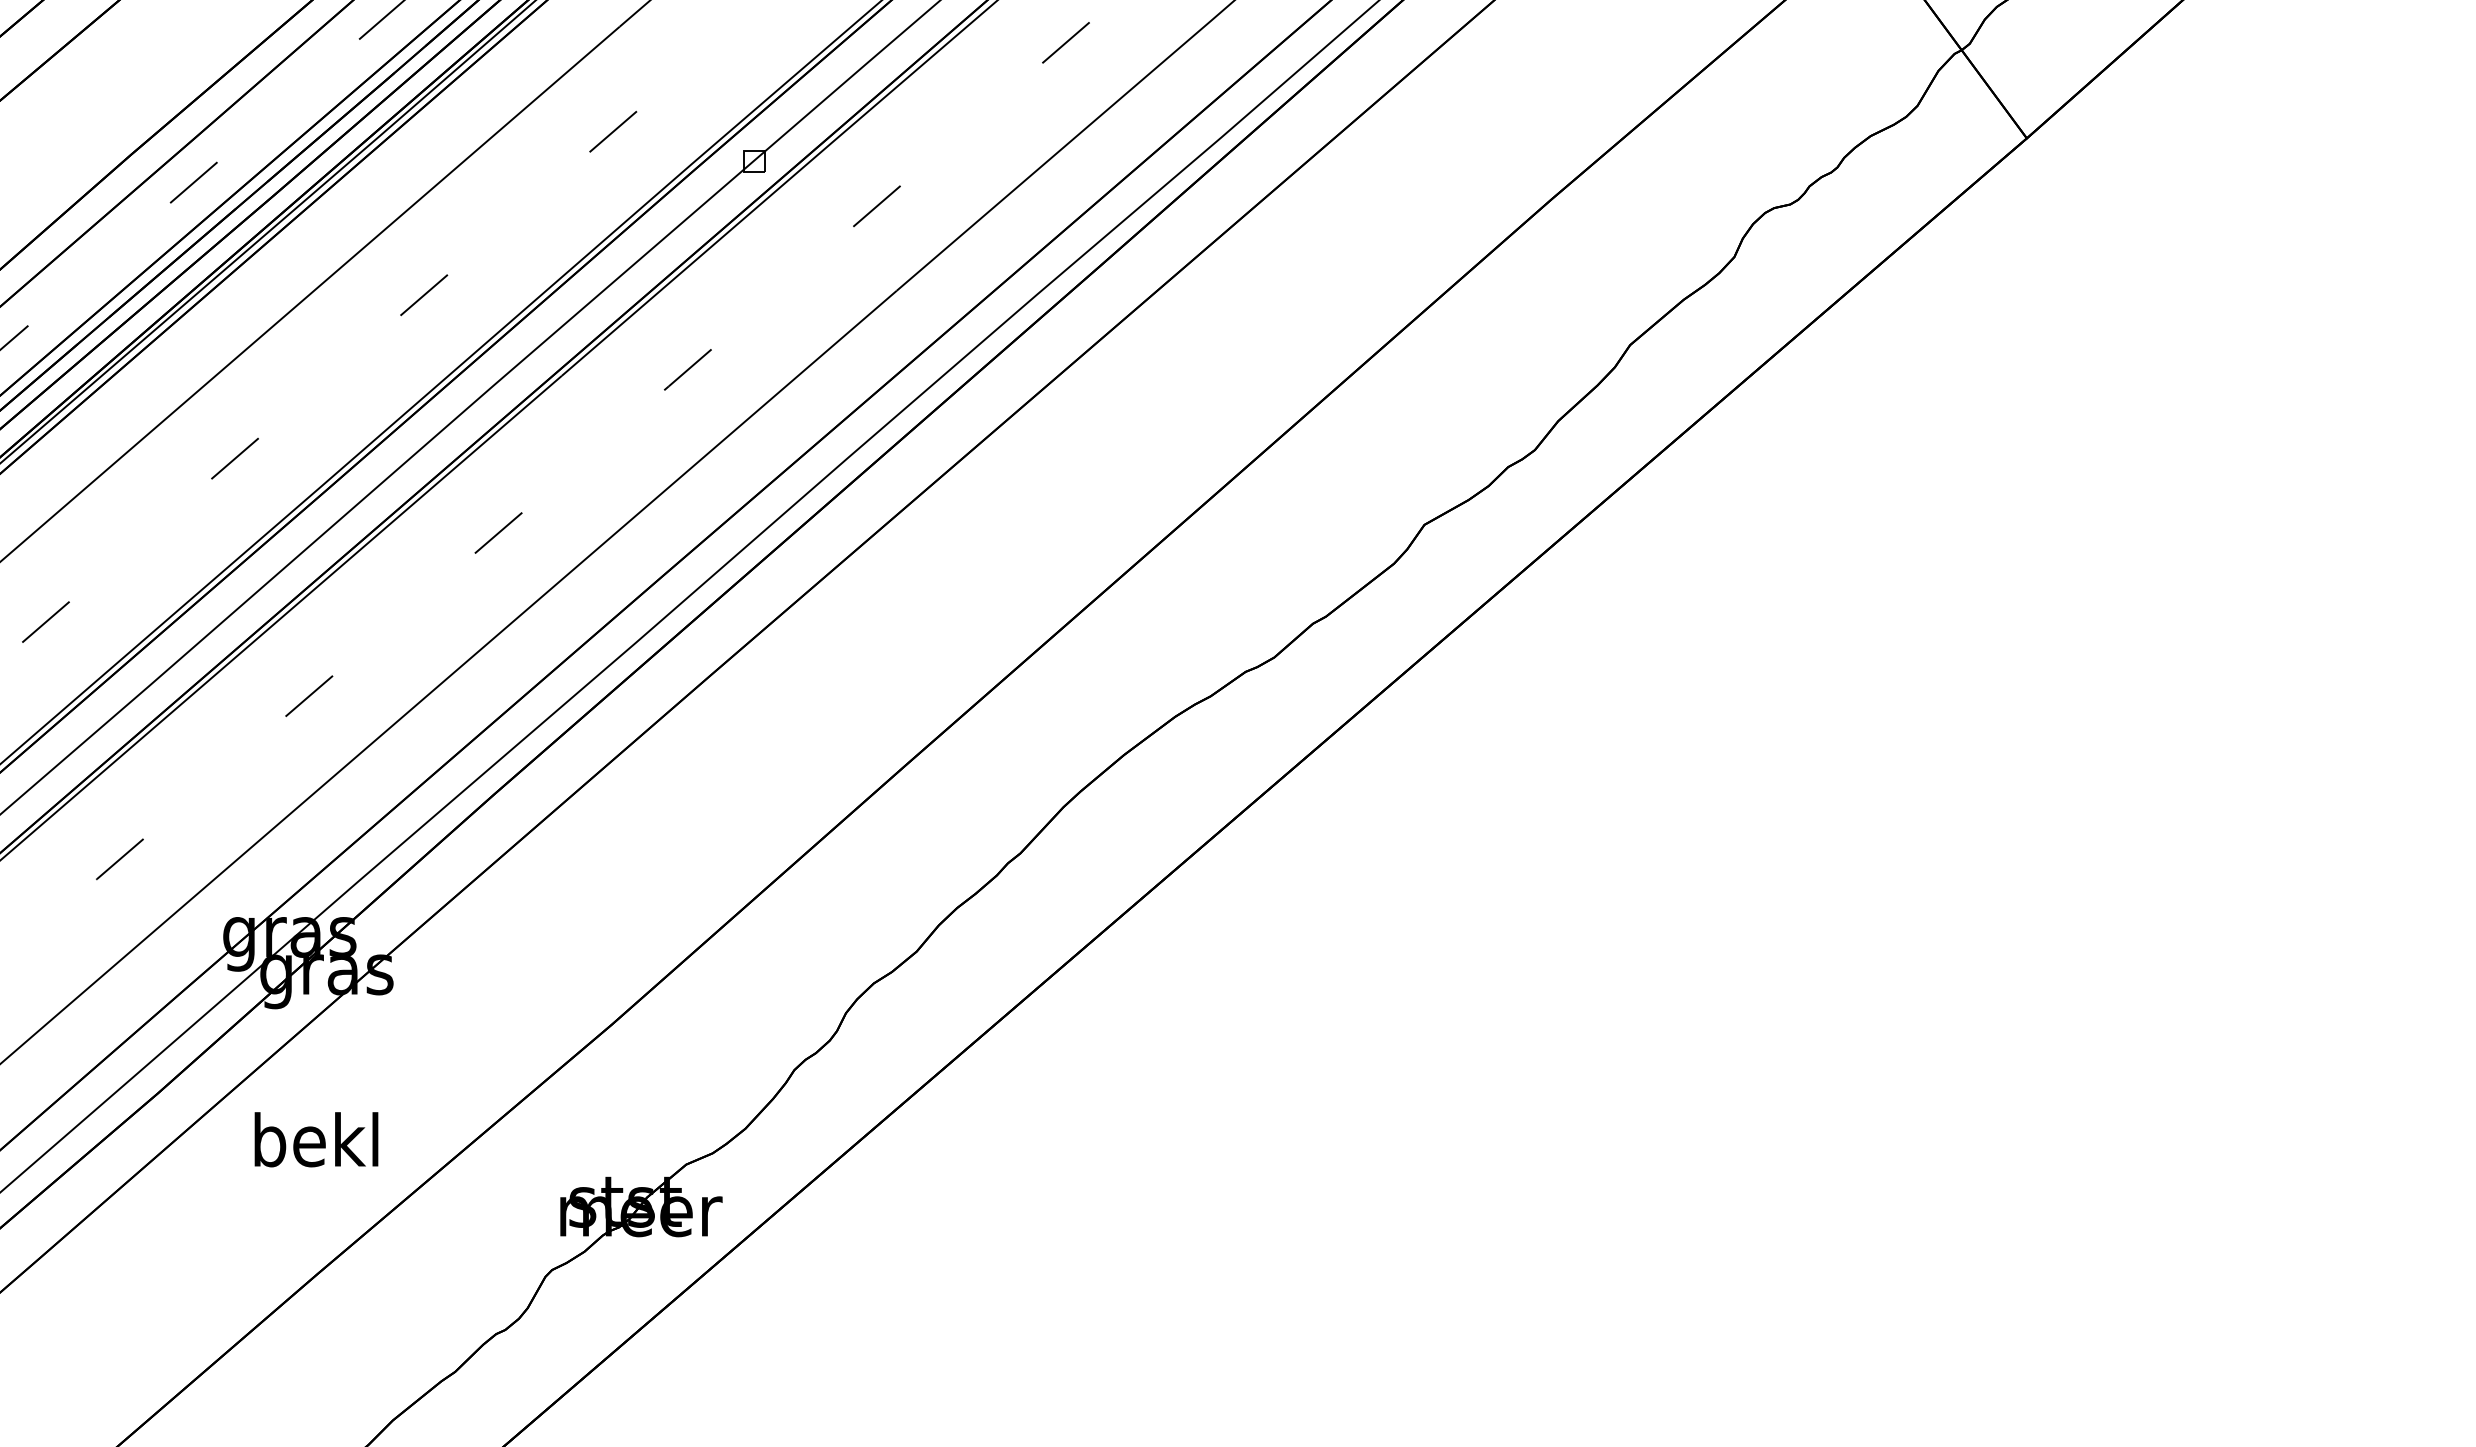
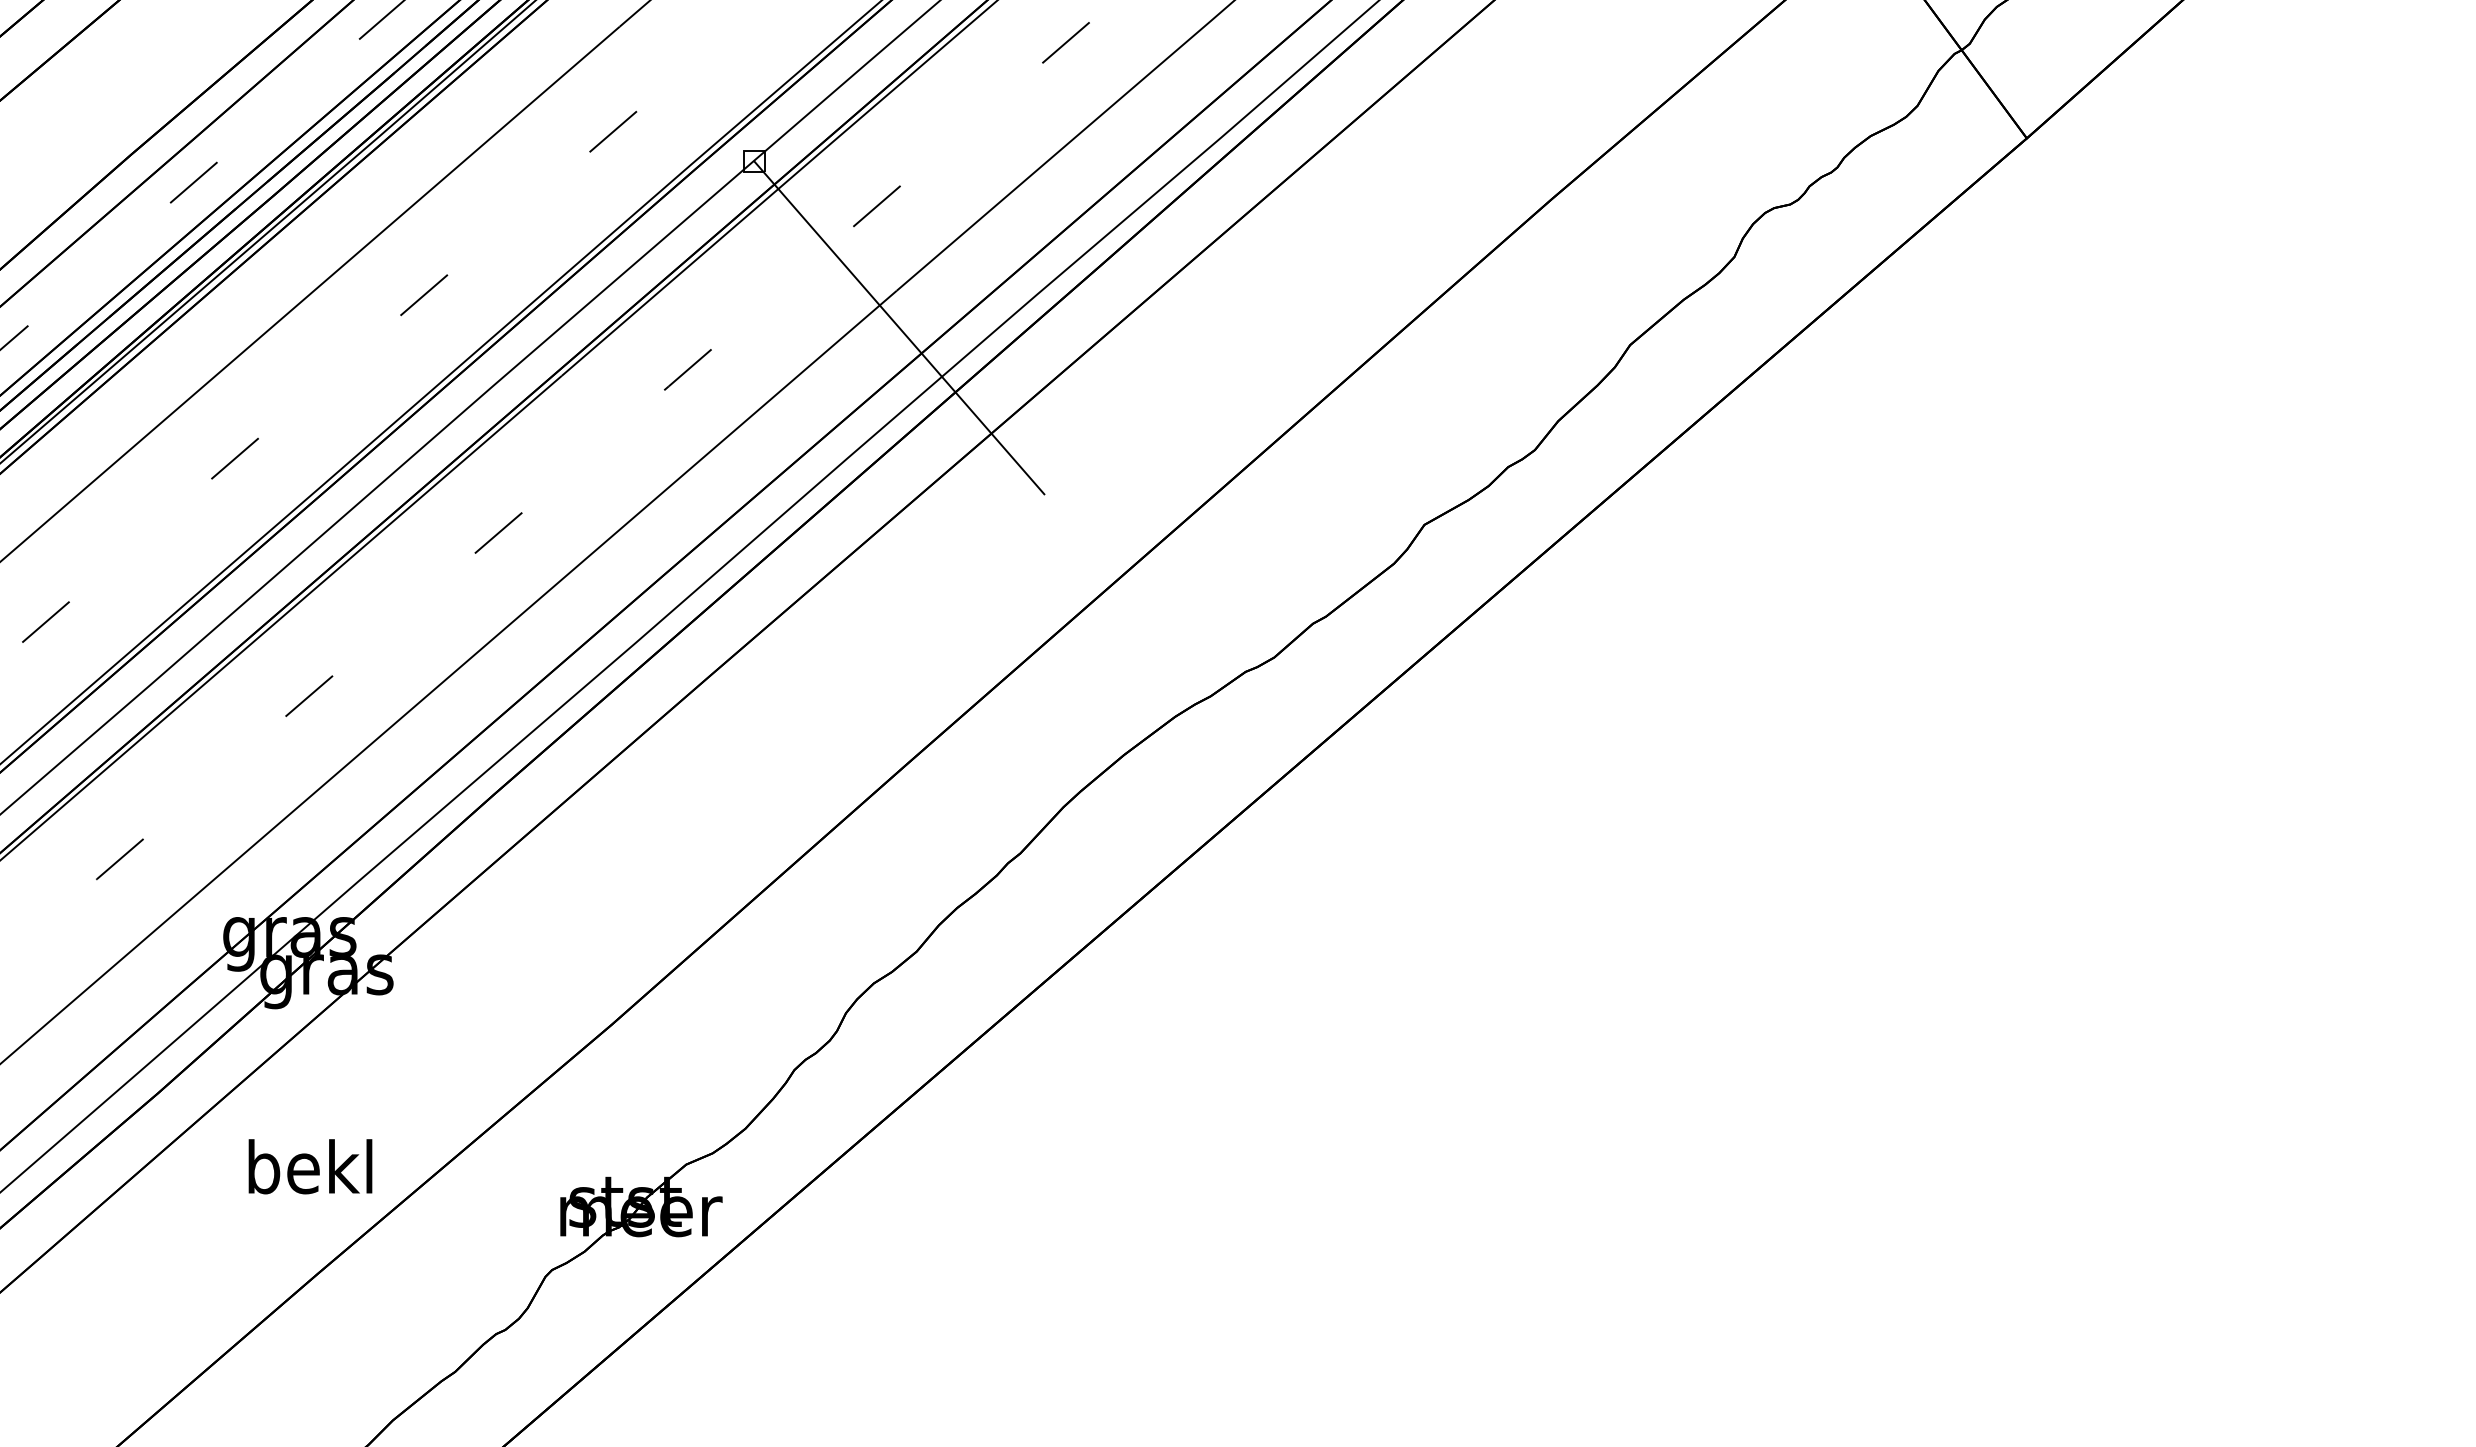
line: none -> present (899, 327)
text position: (316, 1139) -> (310, 1166) (310, 1166)
